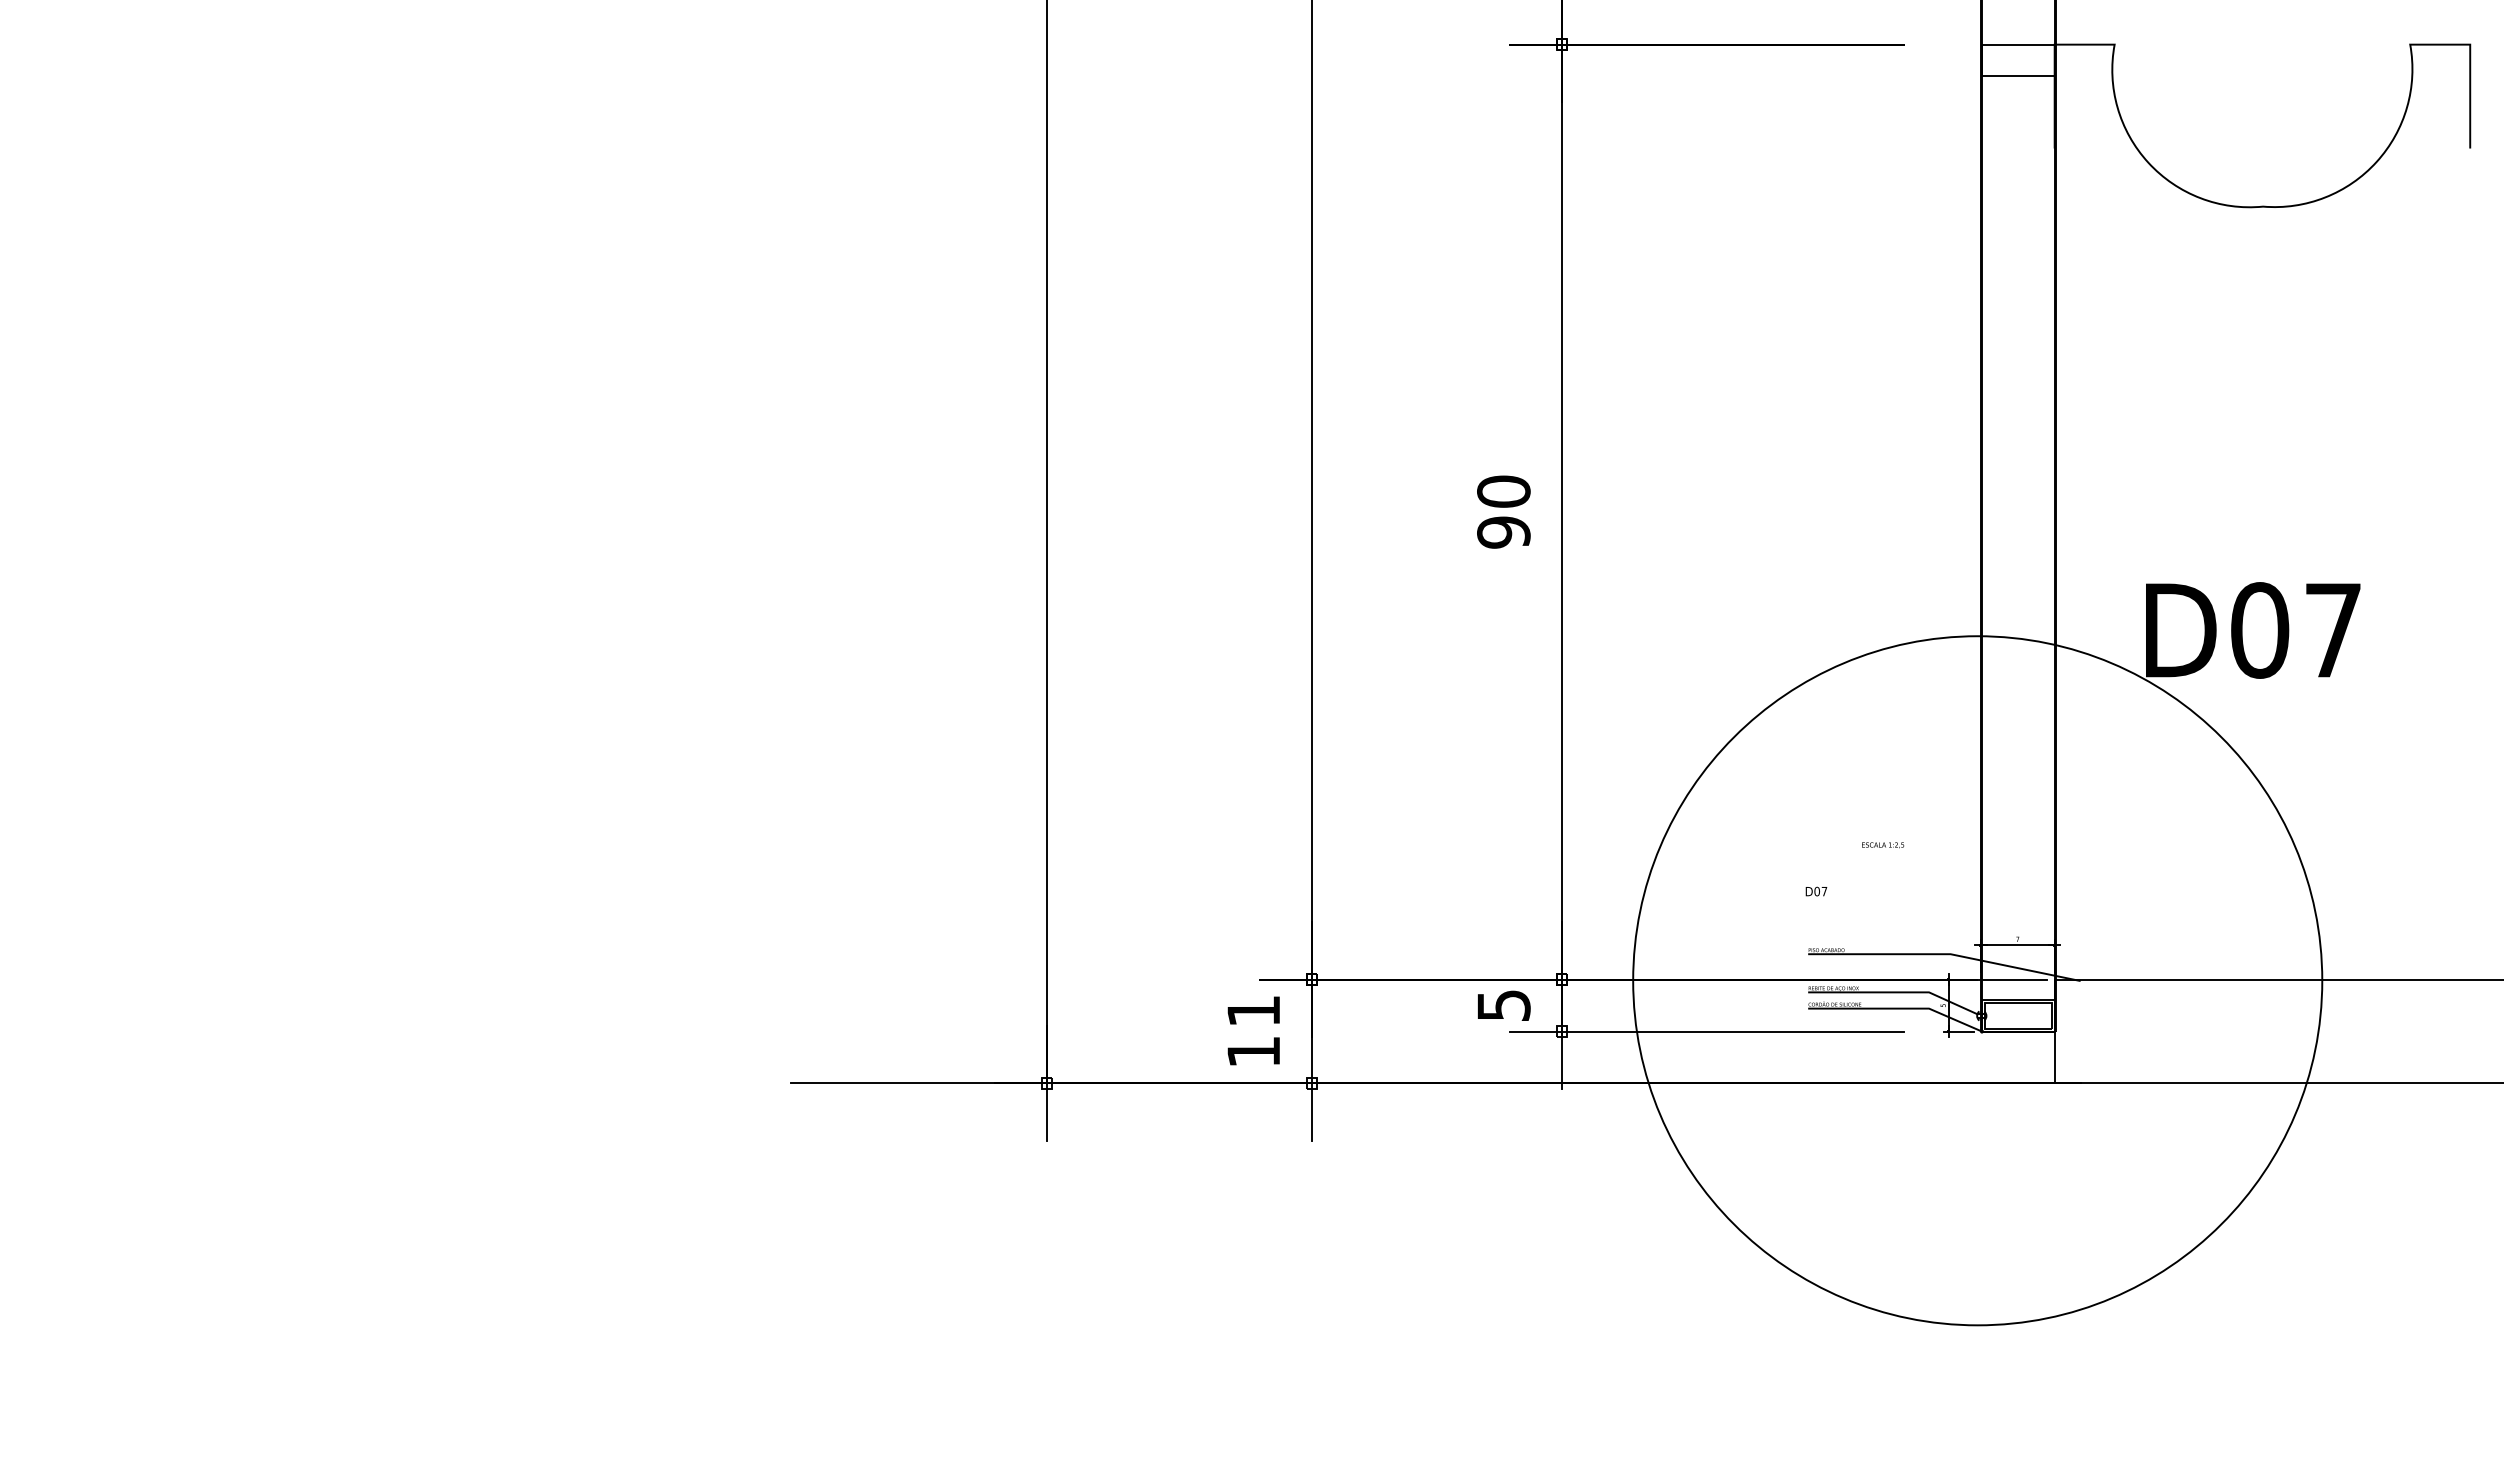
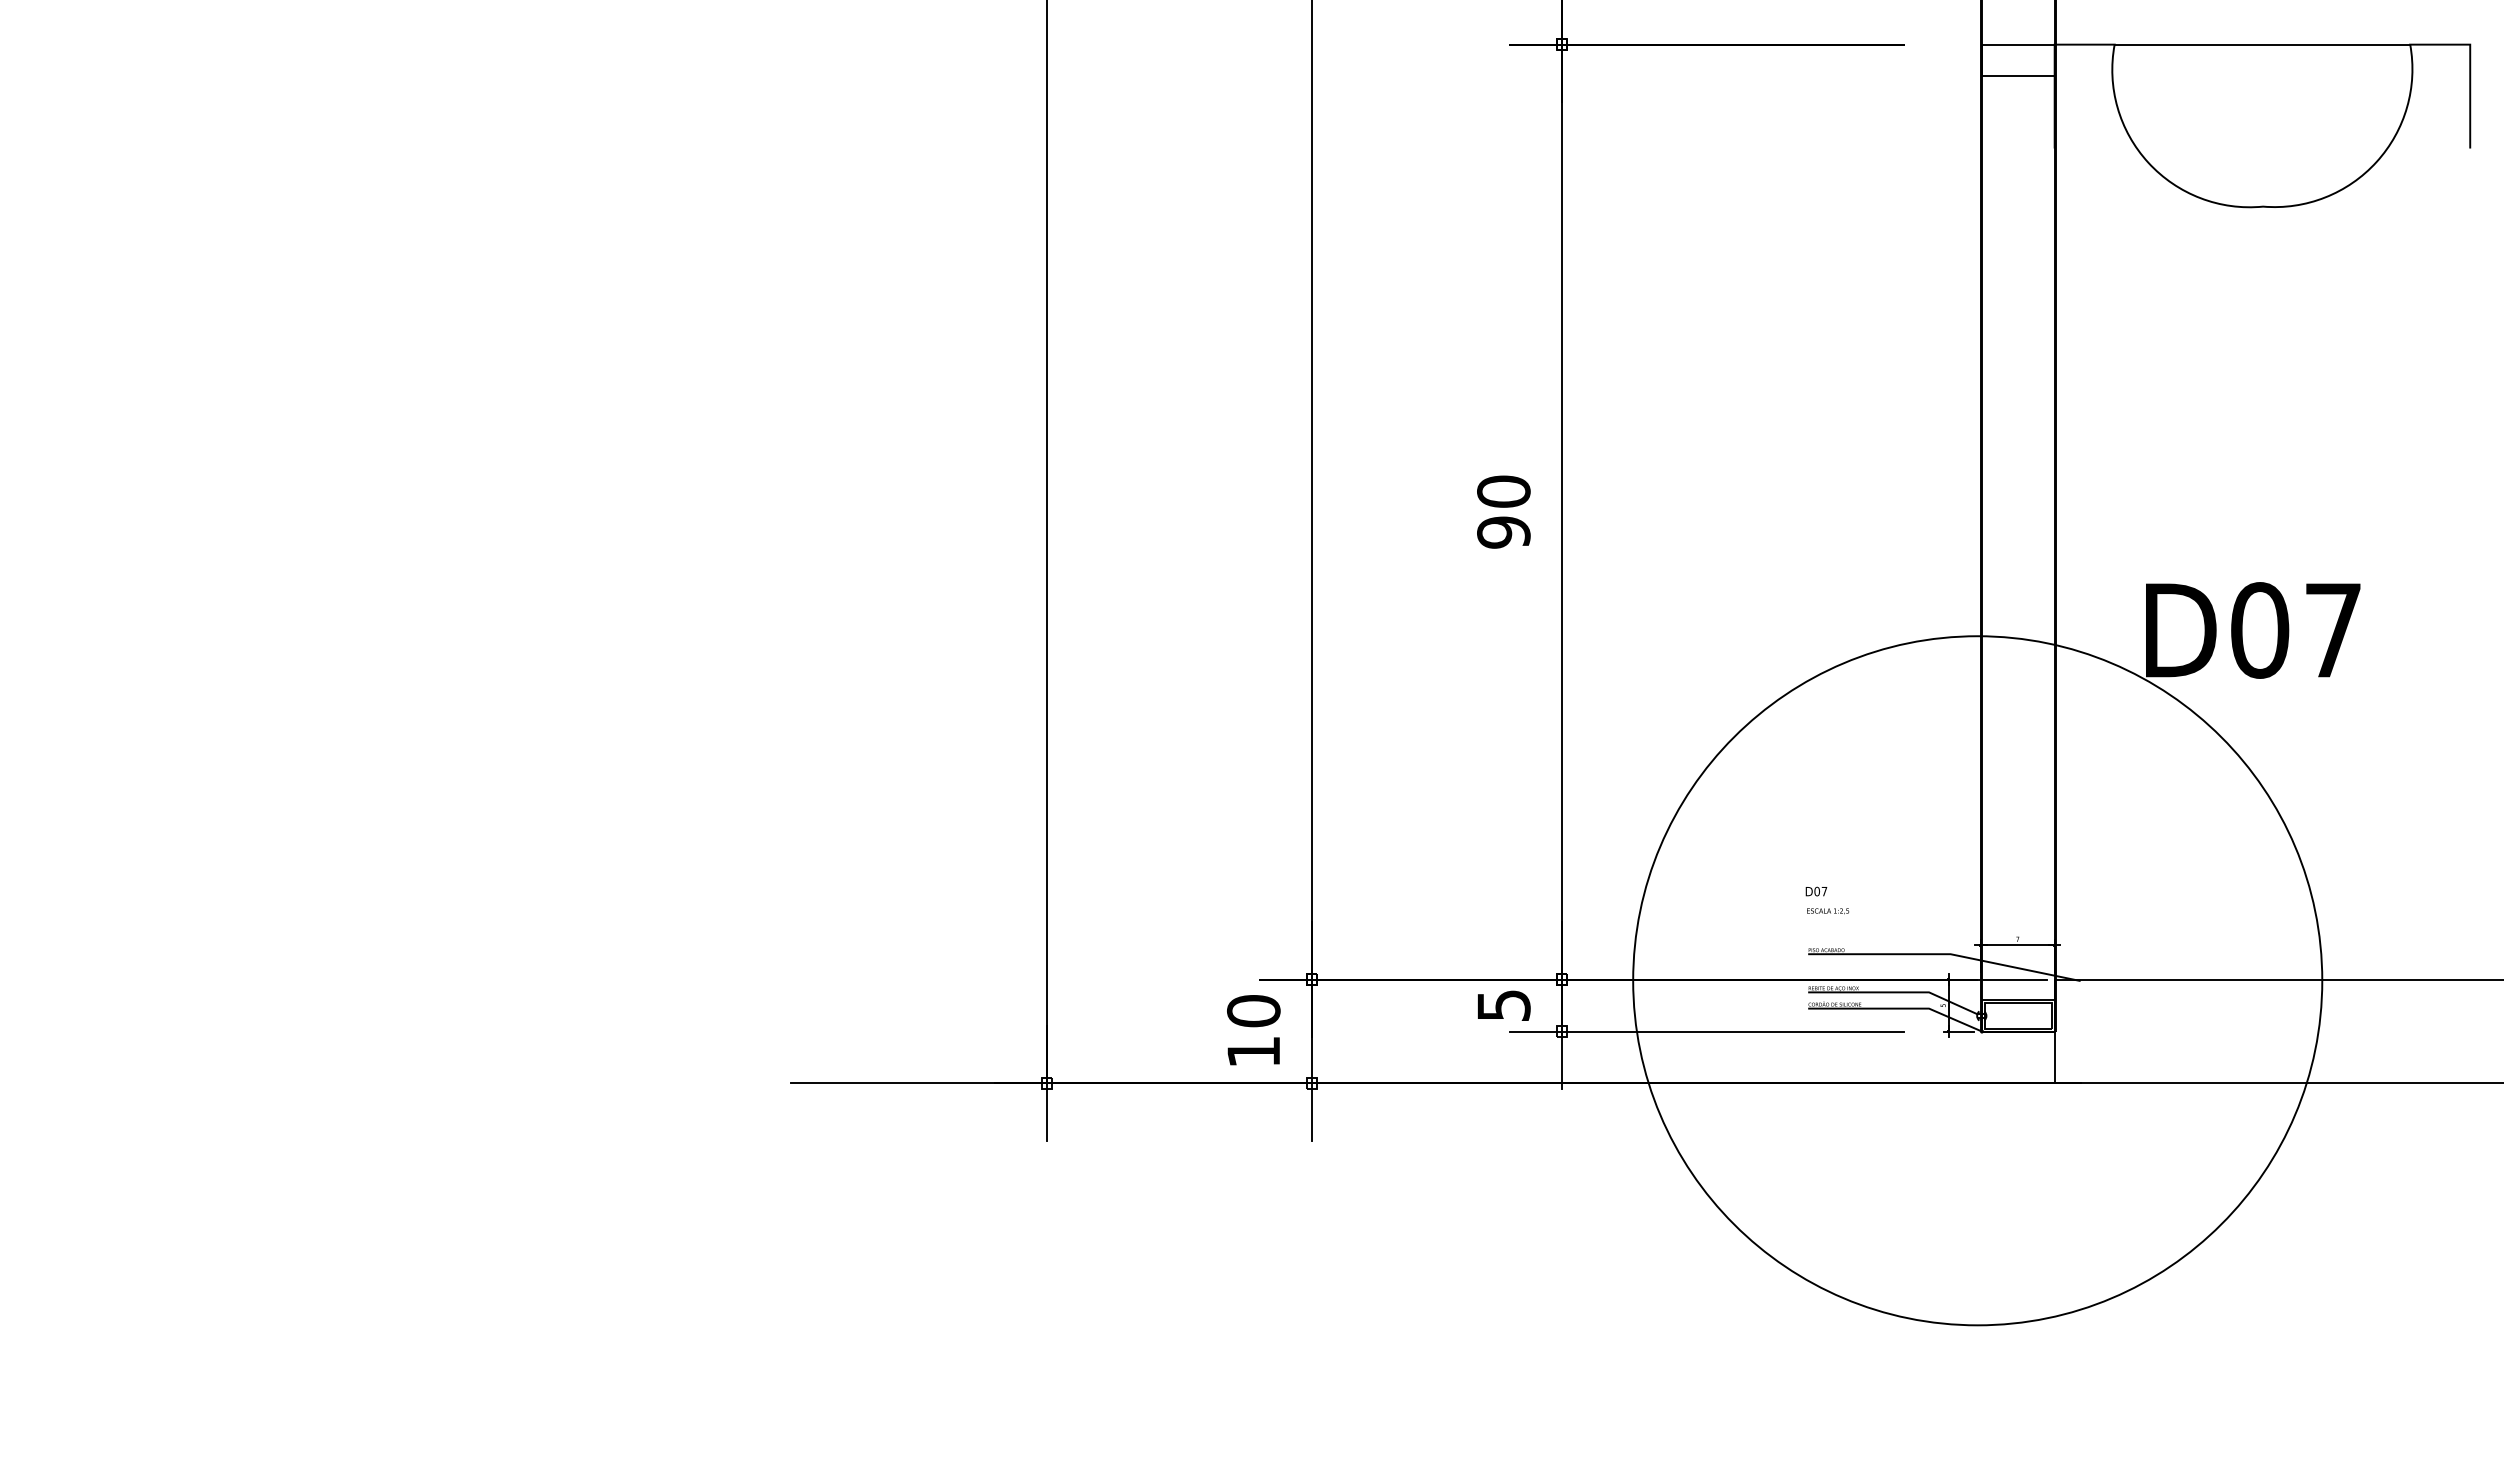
line: none -> present (2262, 44)
text position: (1883, 845) -> (1828, 911) (1828, 911)
text: 11 -> 10 (1253, 1011)
